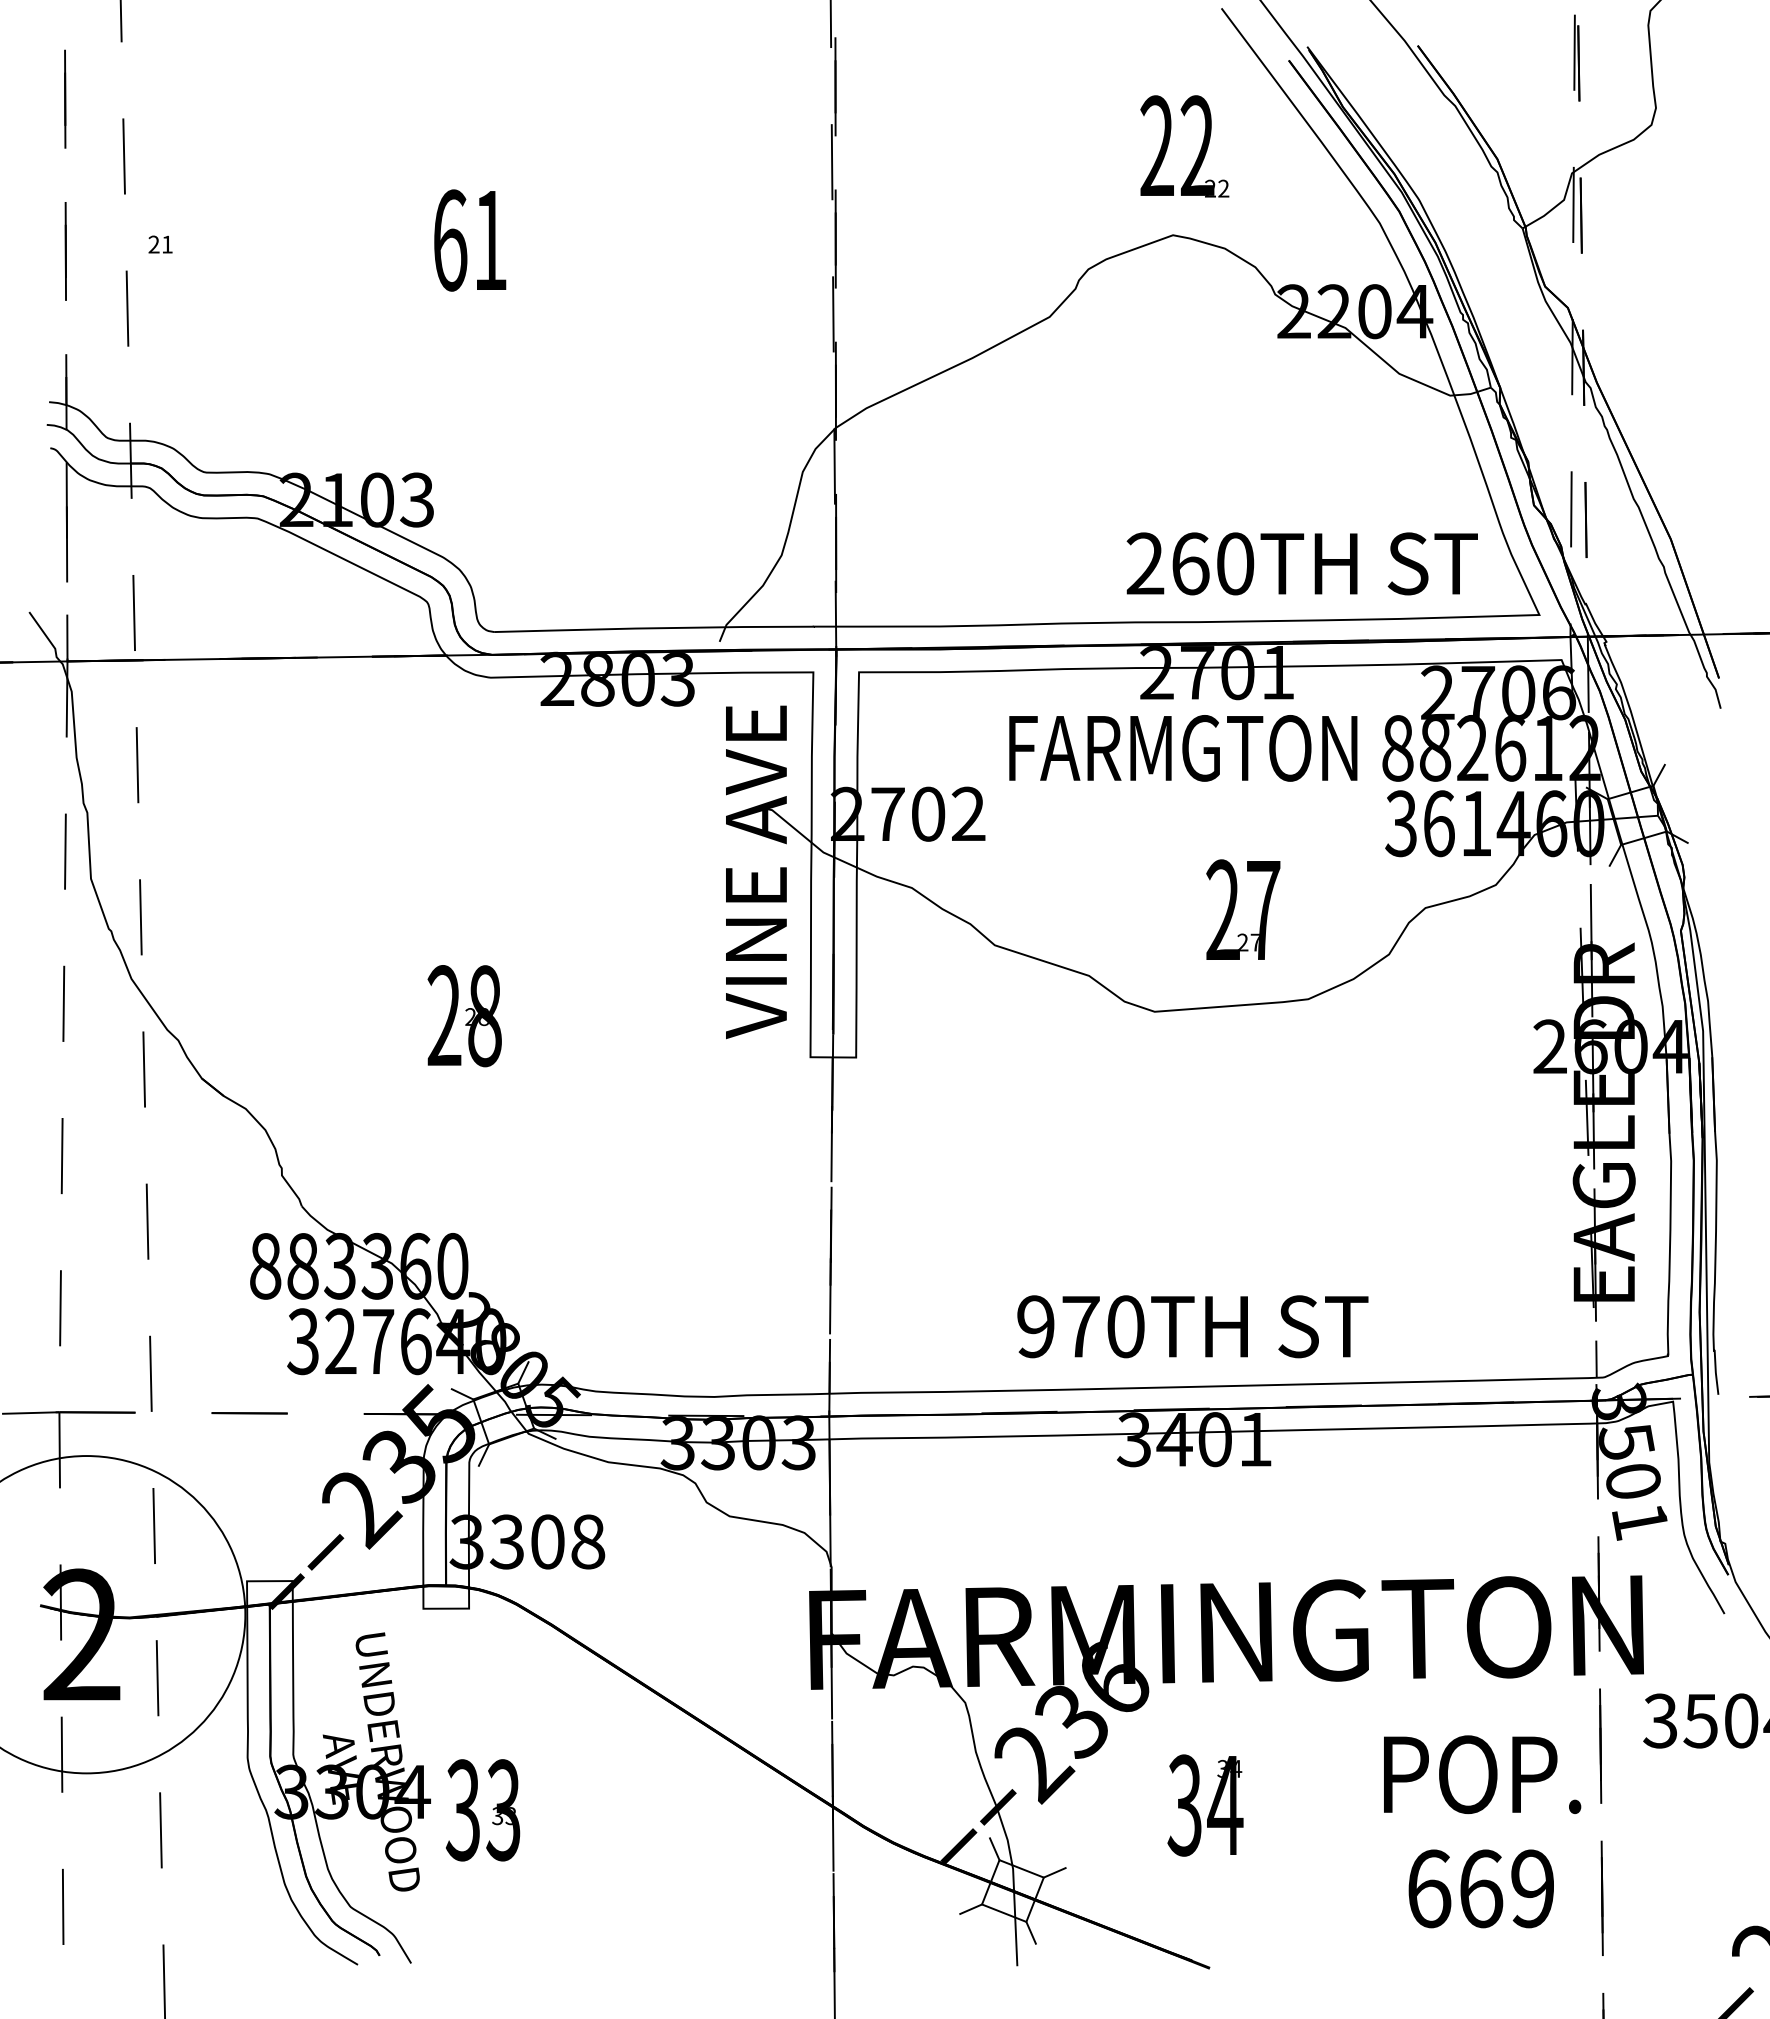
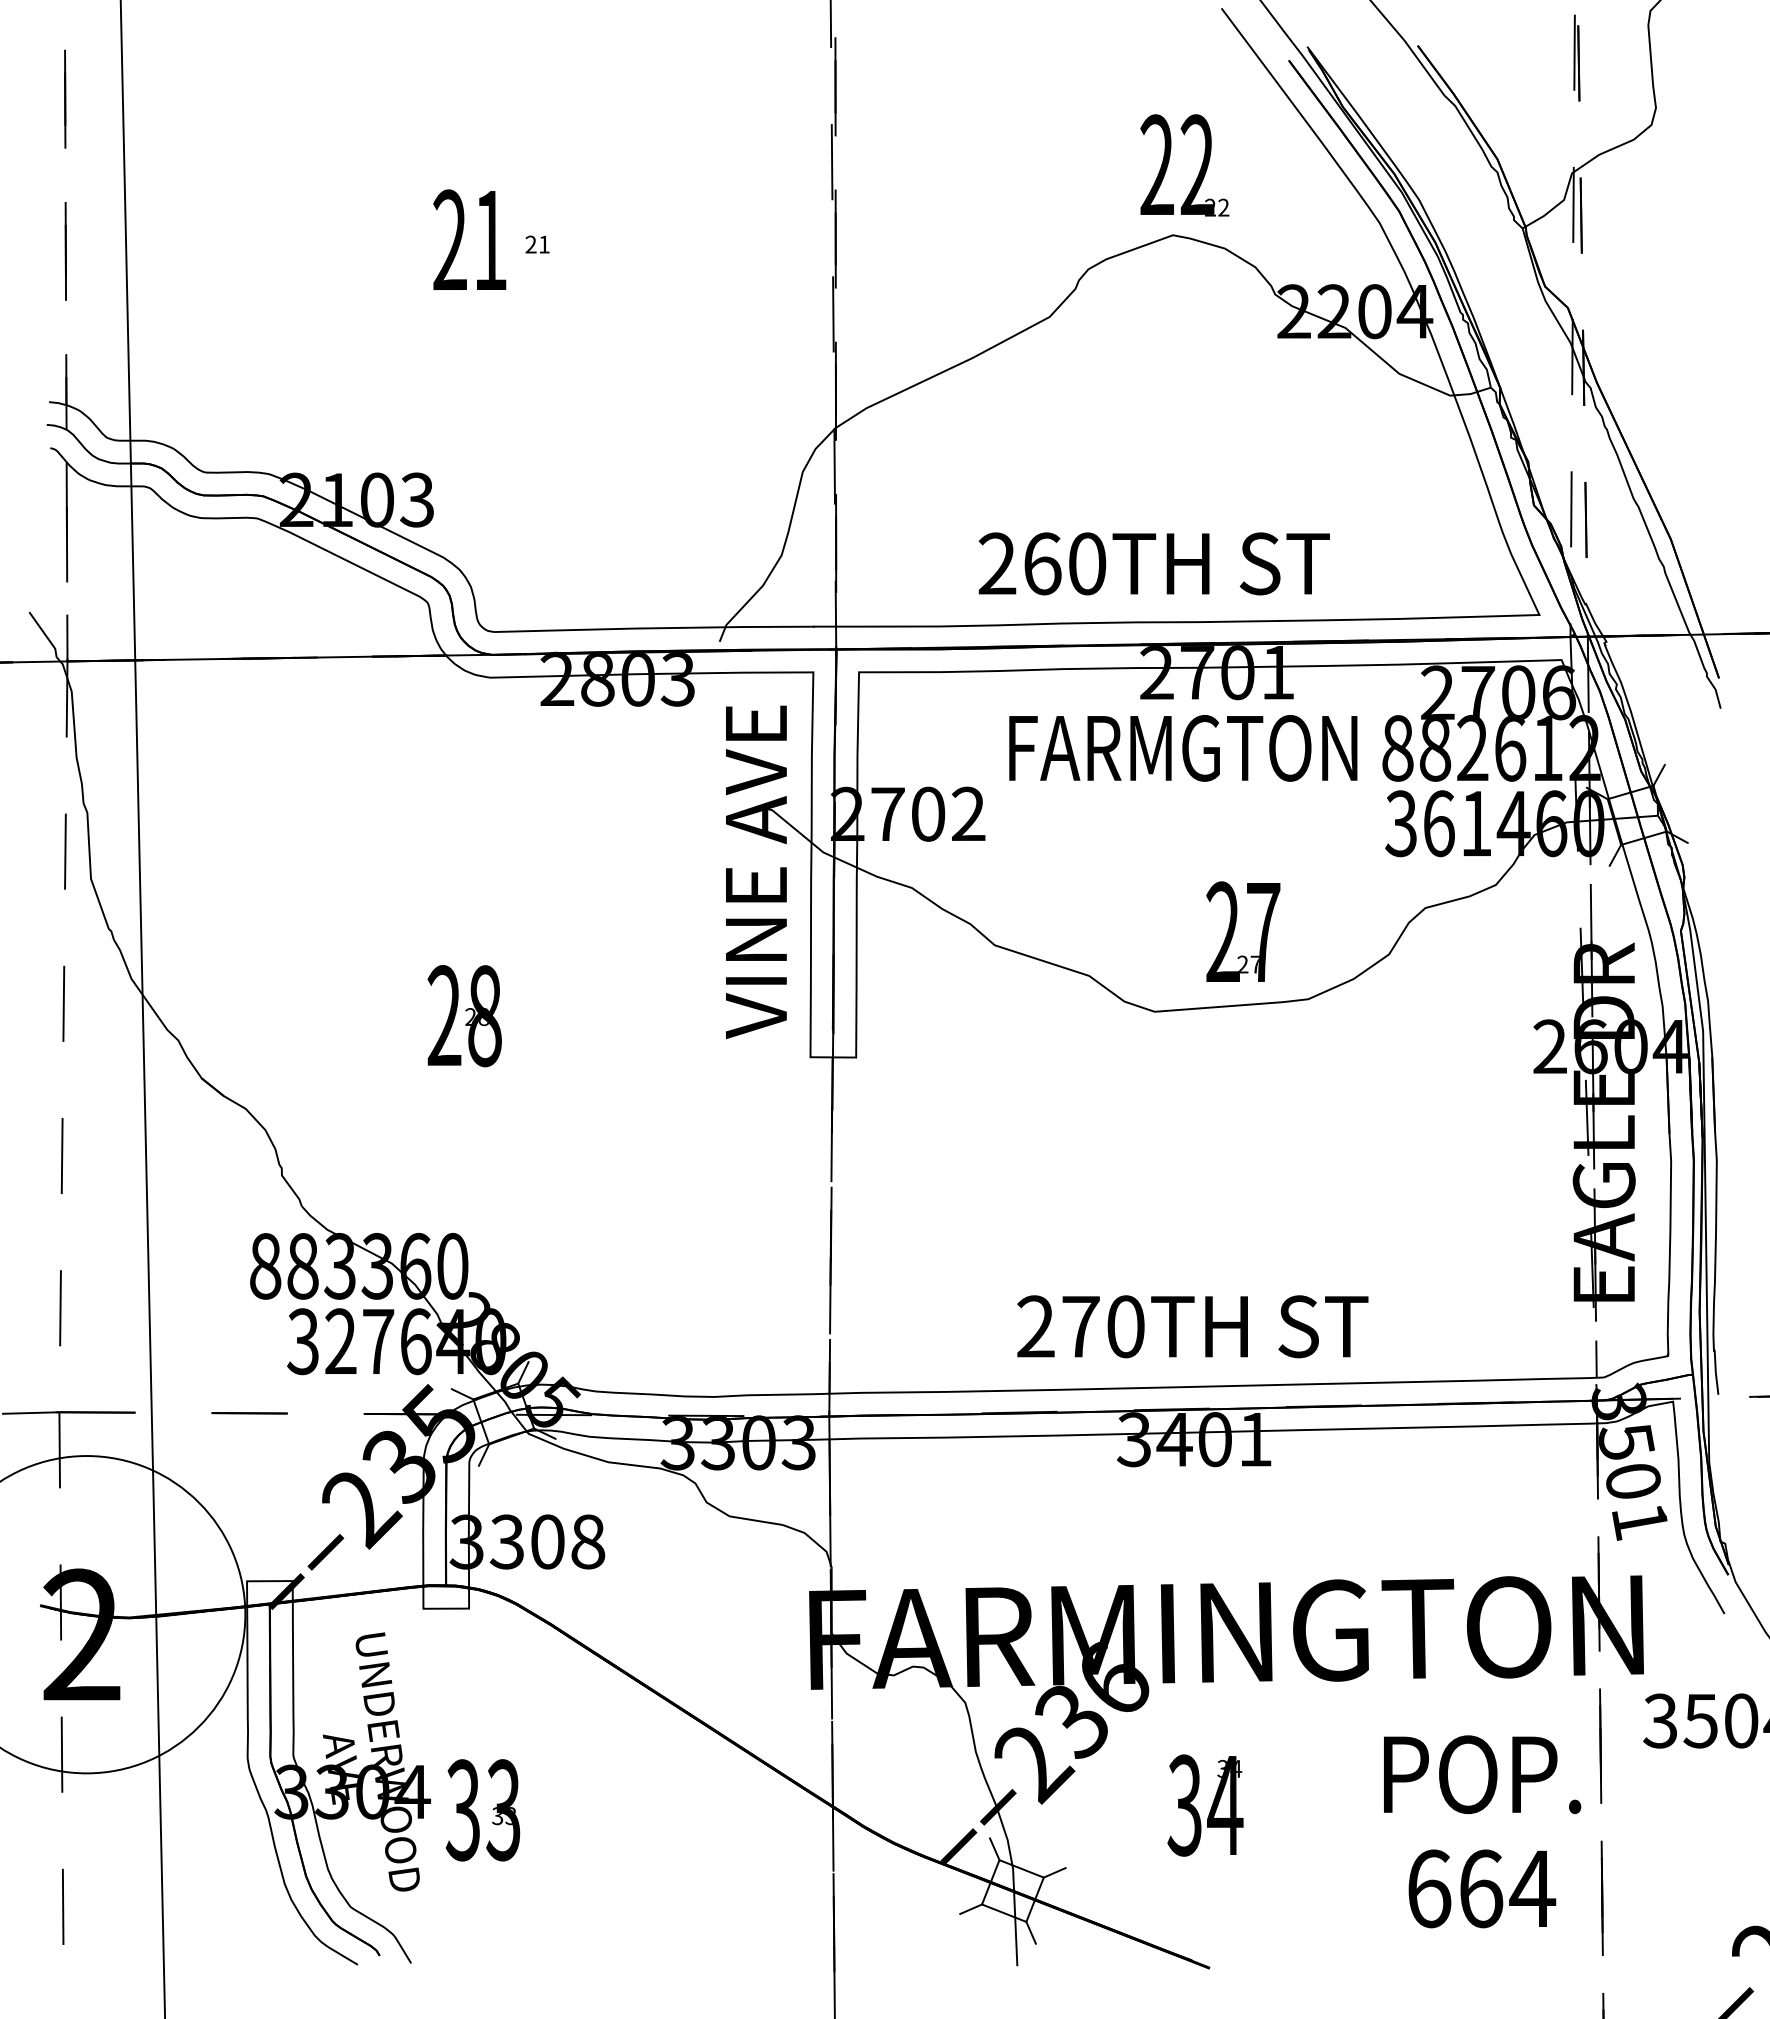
text position: (1184, 146) -> (1184, 165) (1184, 165)
text: 61 -> 21 (450, 240)
text position: (160, 244) -> (537, 244) (537, 244)
text position: (1301, 563) -> (1153, 563) (1153, 563)
text position: (1243, 909) -> (1243, 931) (1243, 931)
line: dashed -> solid (142, 1009)
text: 970TH -> 270TH (1035, 1326)
text: 669 -> 664 (1532, 1888)
